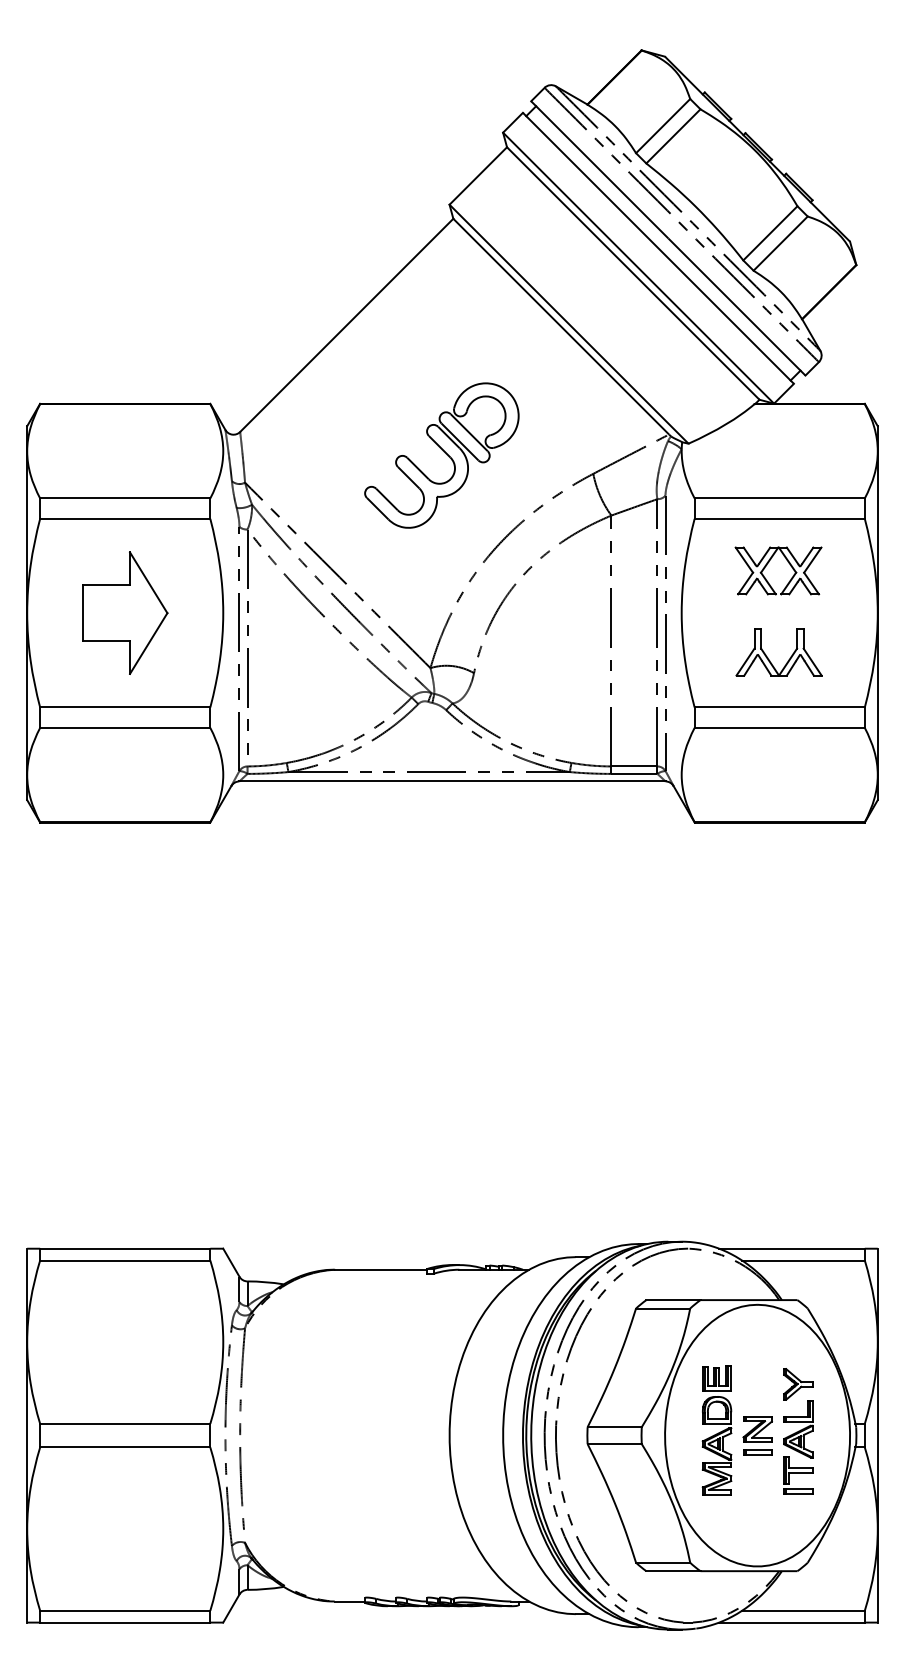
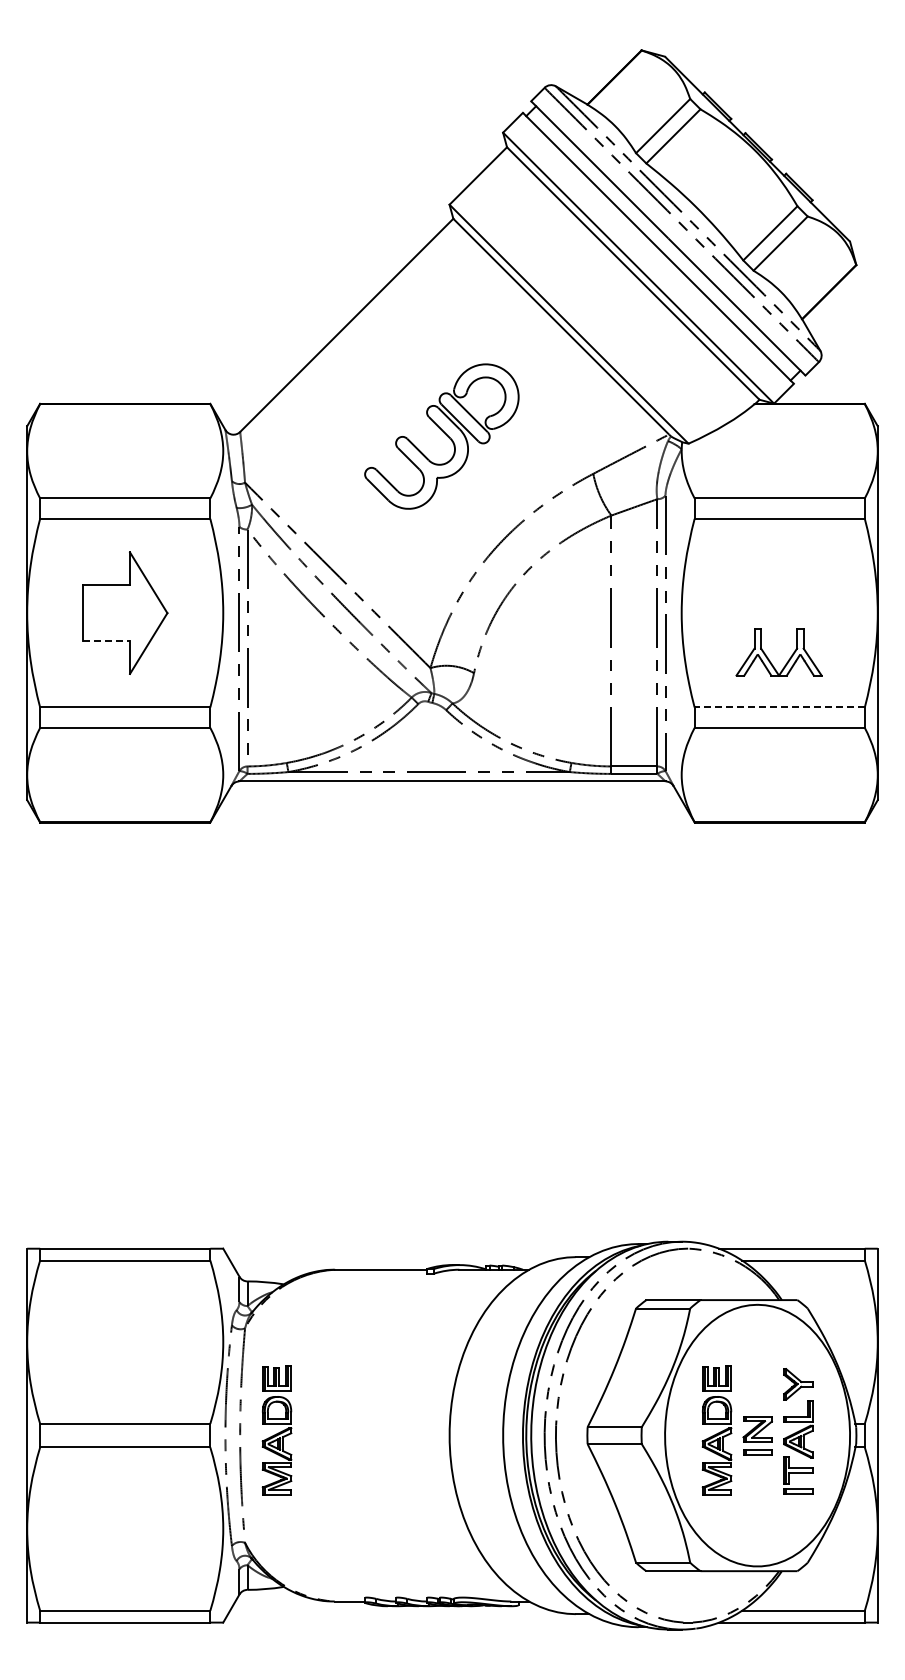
part position: (441, 455) -> (441, 436) (441, 436)
part: present -> none (769, 562)
line: solid -> dashed (107, 641)
line: solid -> dashed (779, 707)
part: none -> present (276, 1430)
